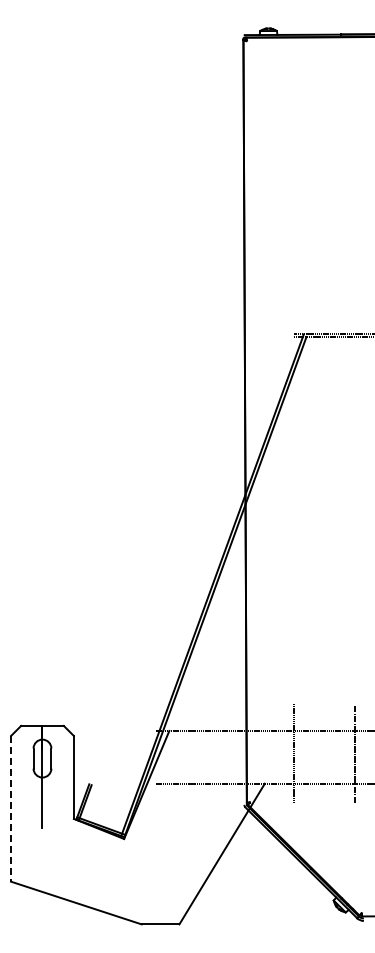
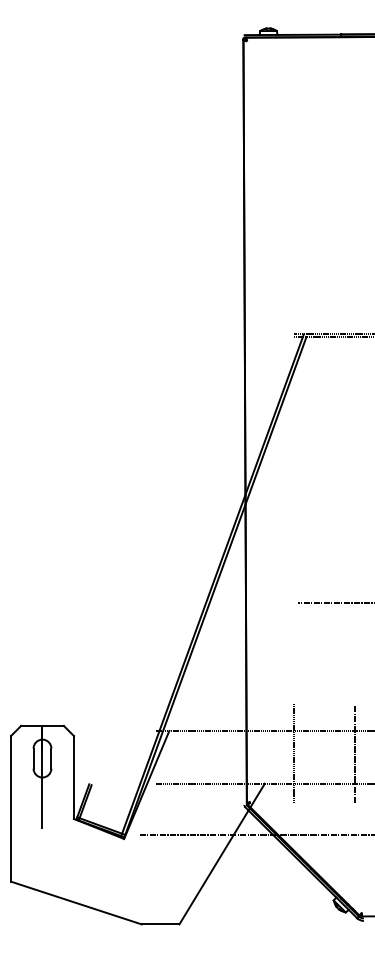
line: none -> present (334, 603)
line: dashed -> solid (11, 808)
line: none -> present (254, 835)
